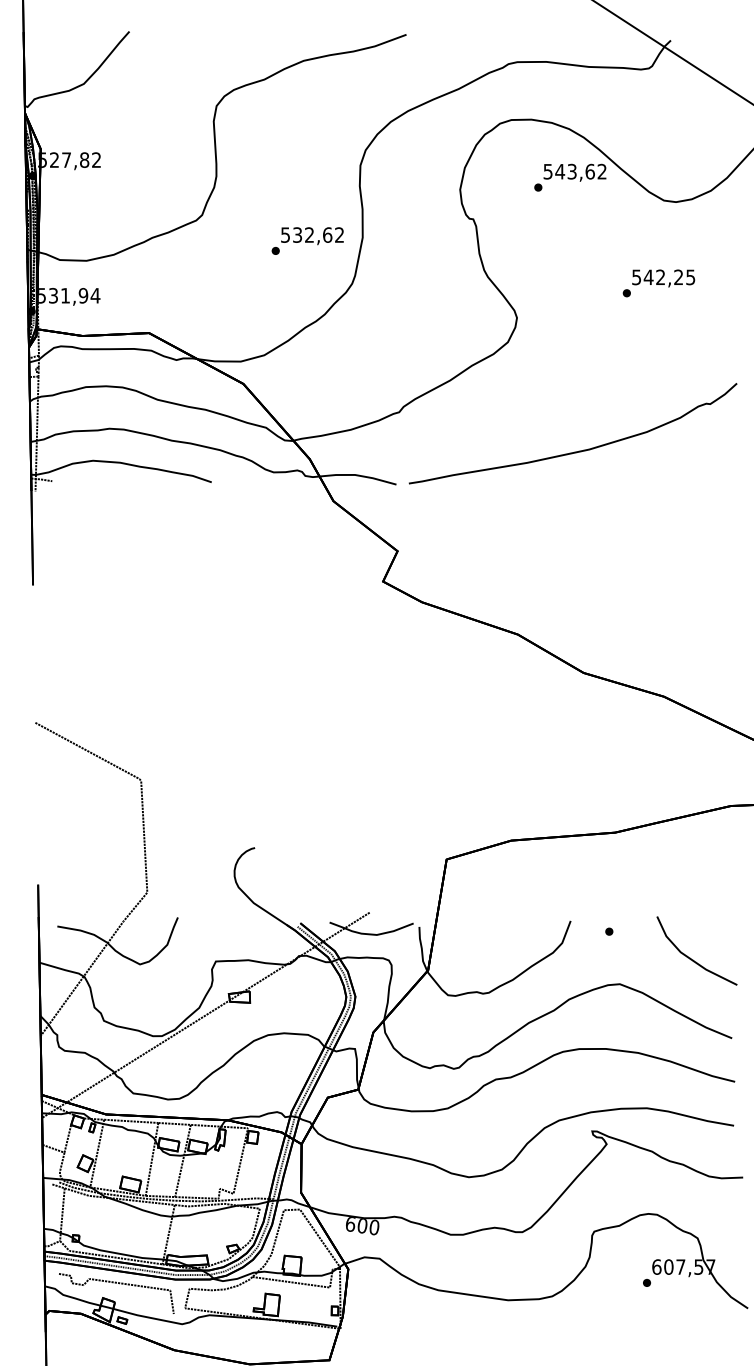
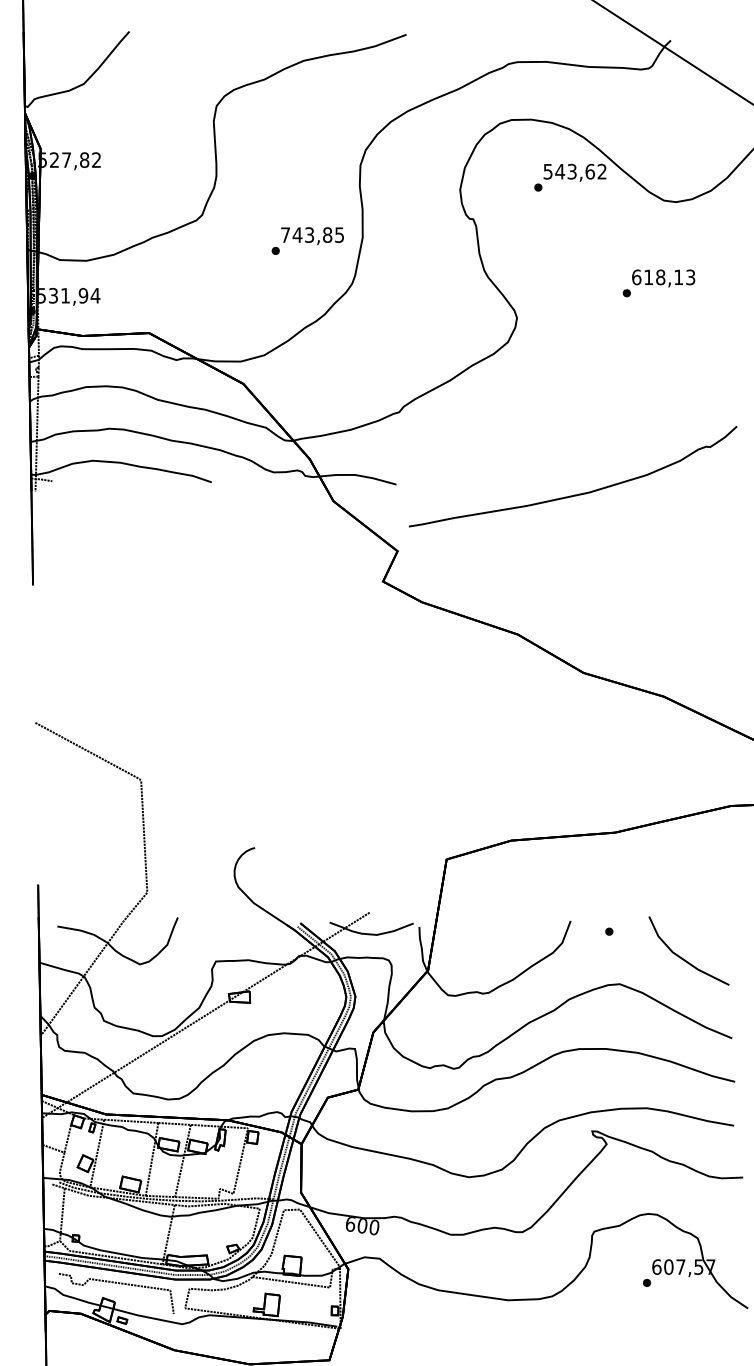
text: 532,62 -> 743,85 (312, 234)
text: 542,25 -> 618,13 (663, 277)
curve position: (574, 451) -> (574, 494) (574, 494)
line position: (690, 957) -> (682, 957) (682, 957)
